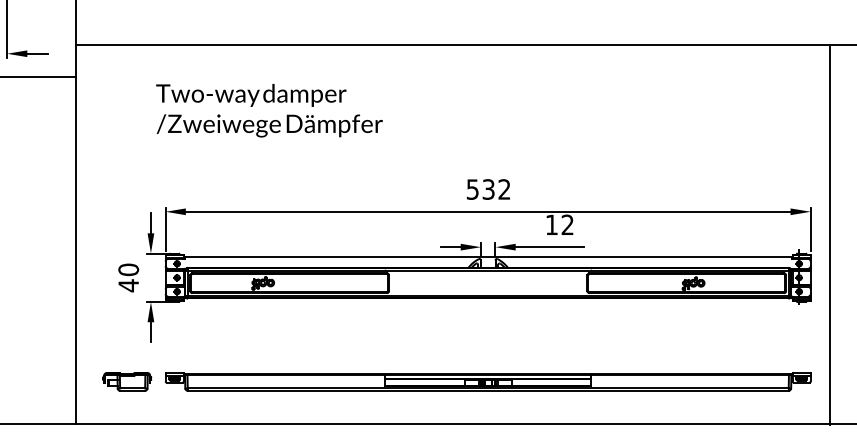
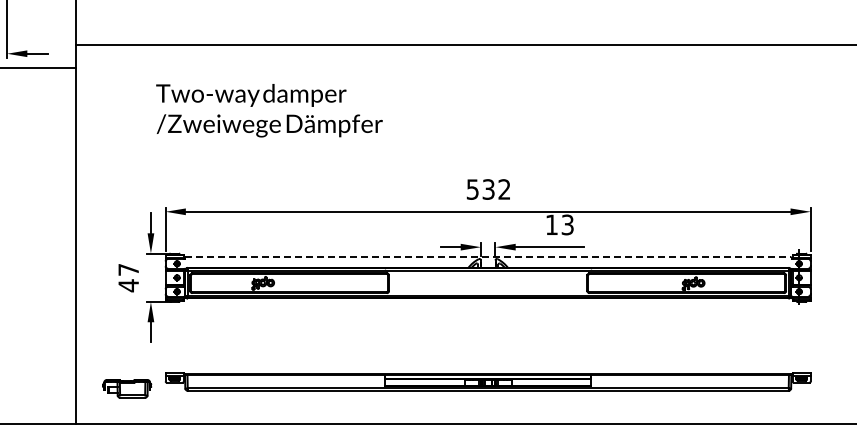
line position: (39, 77) -> (39, 68) (39, 68)
text: 12 -> 13 (567, 225)
line: present -> none (830, 235)
line: solid -> dashed (488, 257)
text: 40 -> 47 (128, 269)
part position: (127, 381) -> (127, 388) (127, 388)
